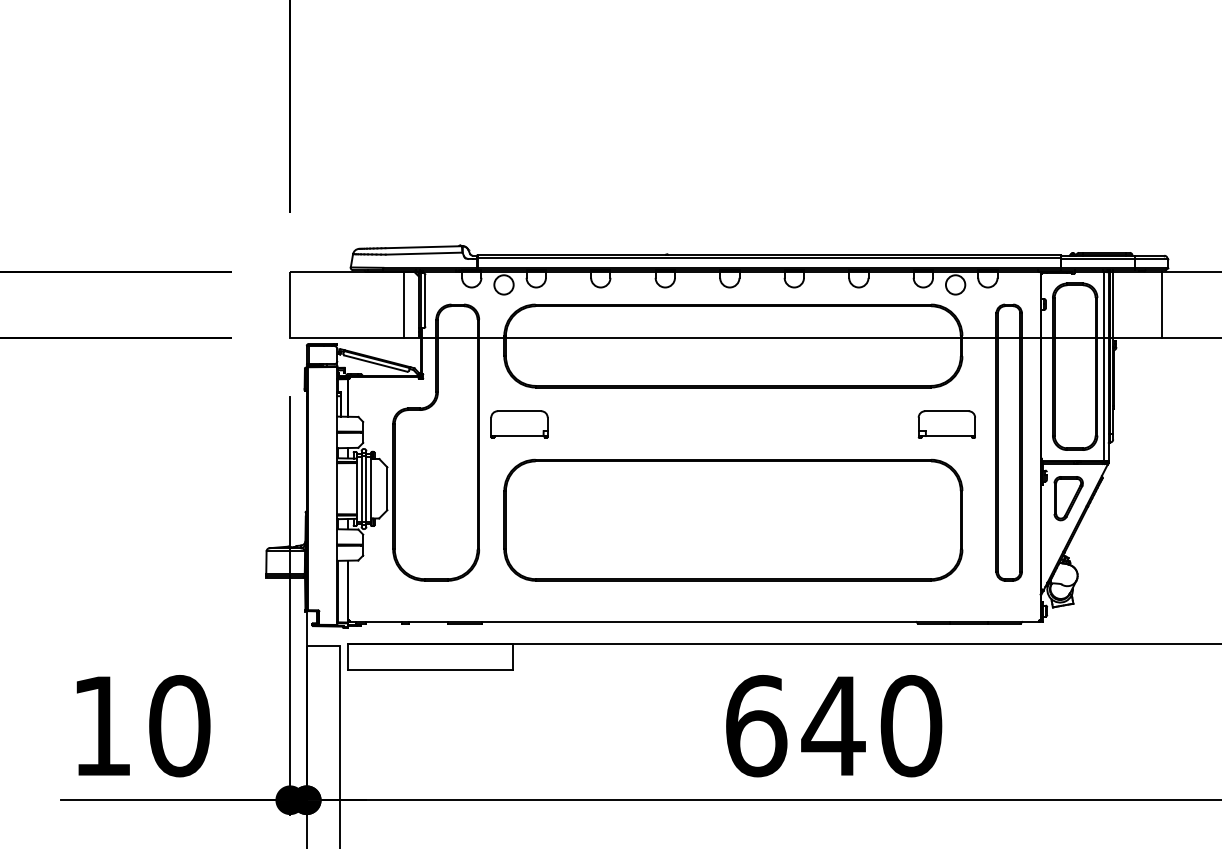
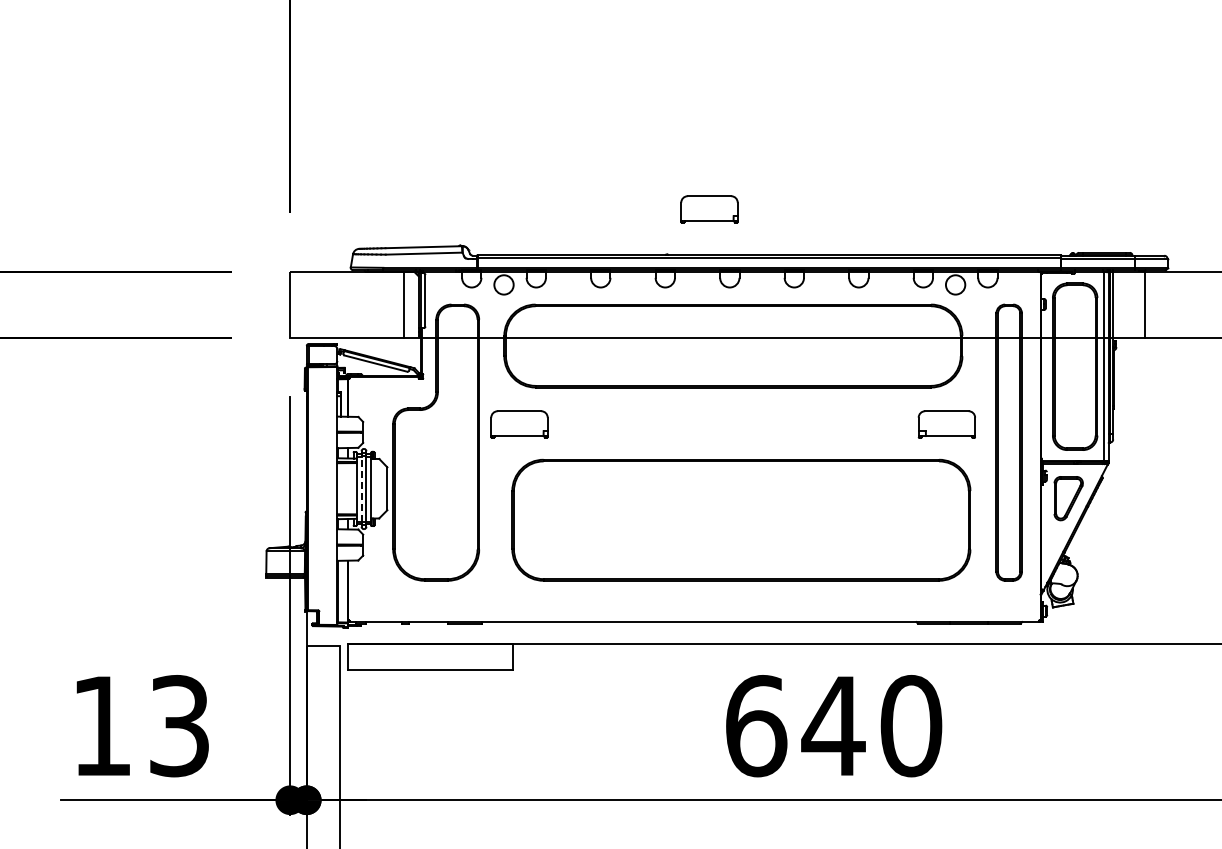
part: none -> present (709, 209)
line position: (1161, 304) -> (1144, 304) (1144, 304)
line: solid -> dashed (361, 488)
part position: (733, 519) -> (741, 519) (741, 519)
text: 10 -> 13 (179, 726)
